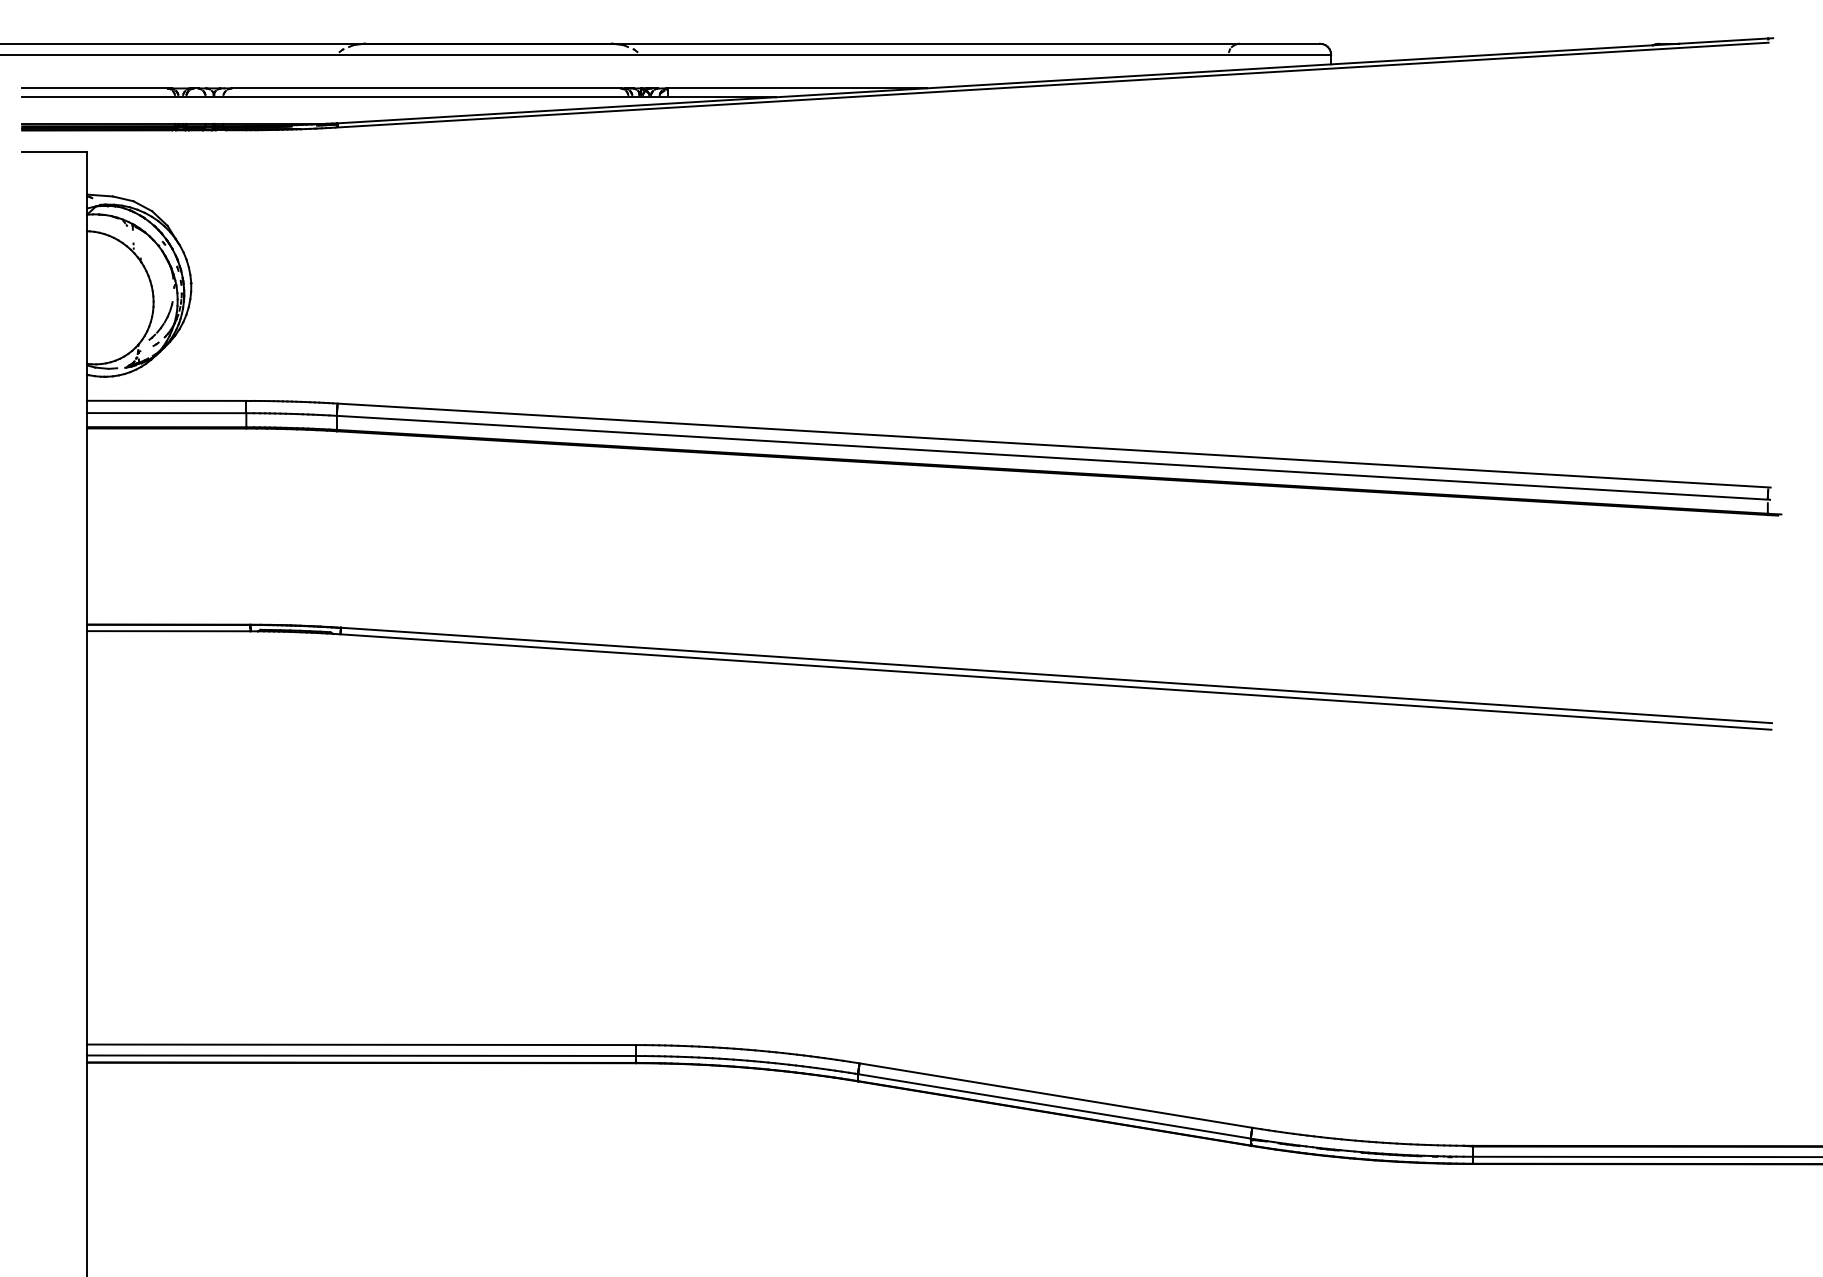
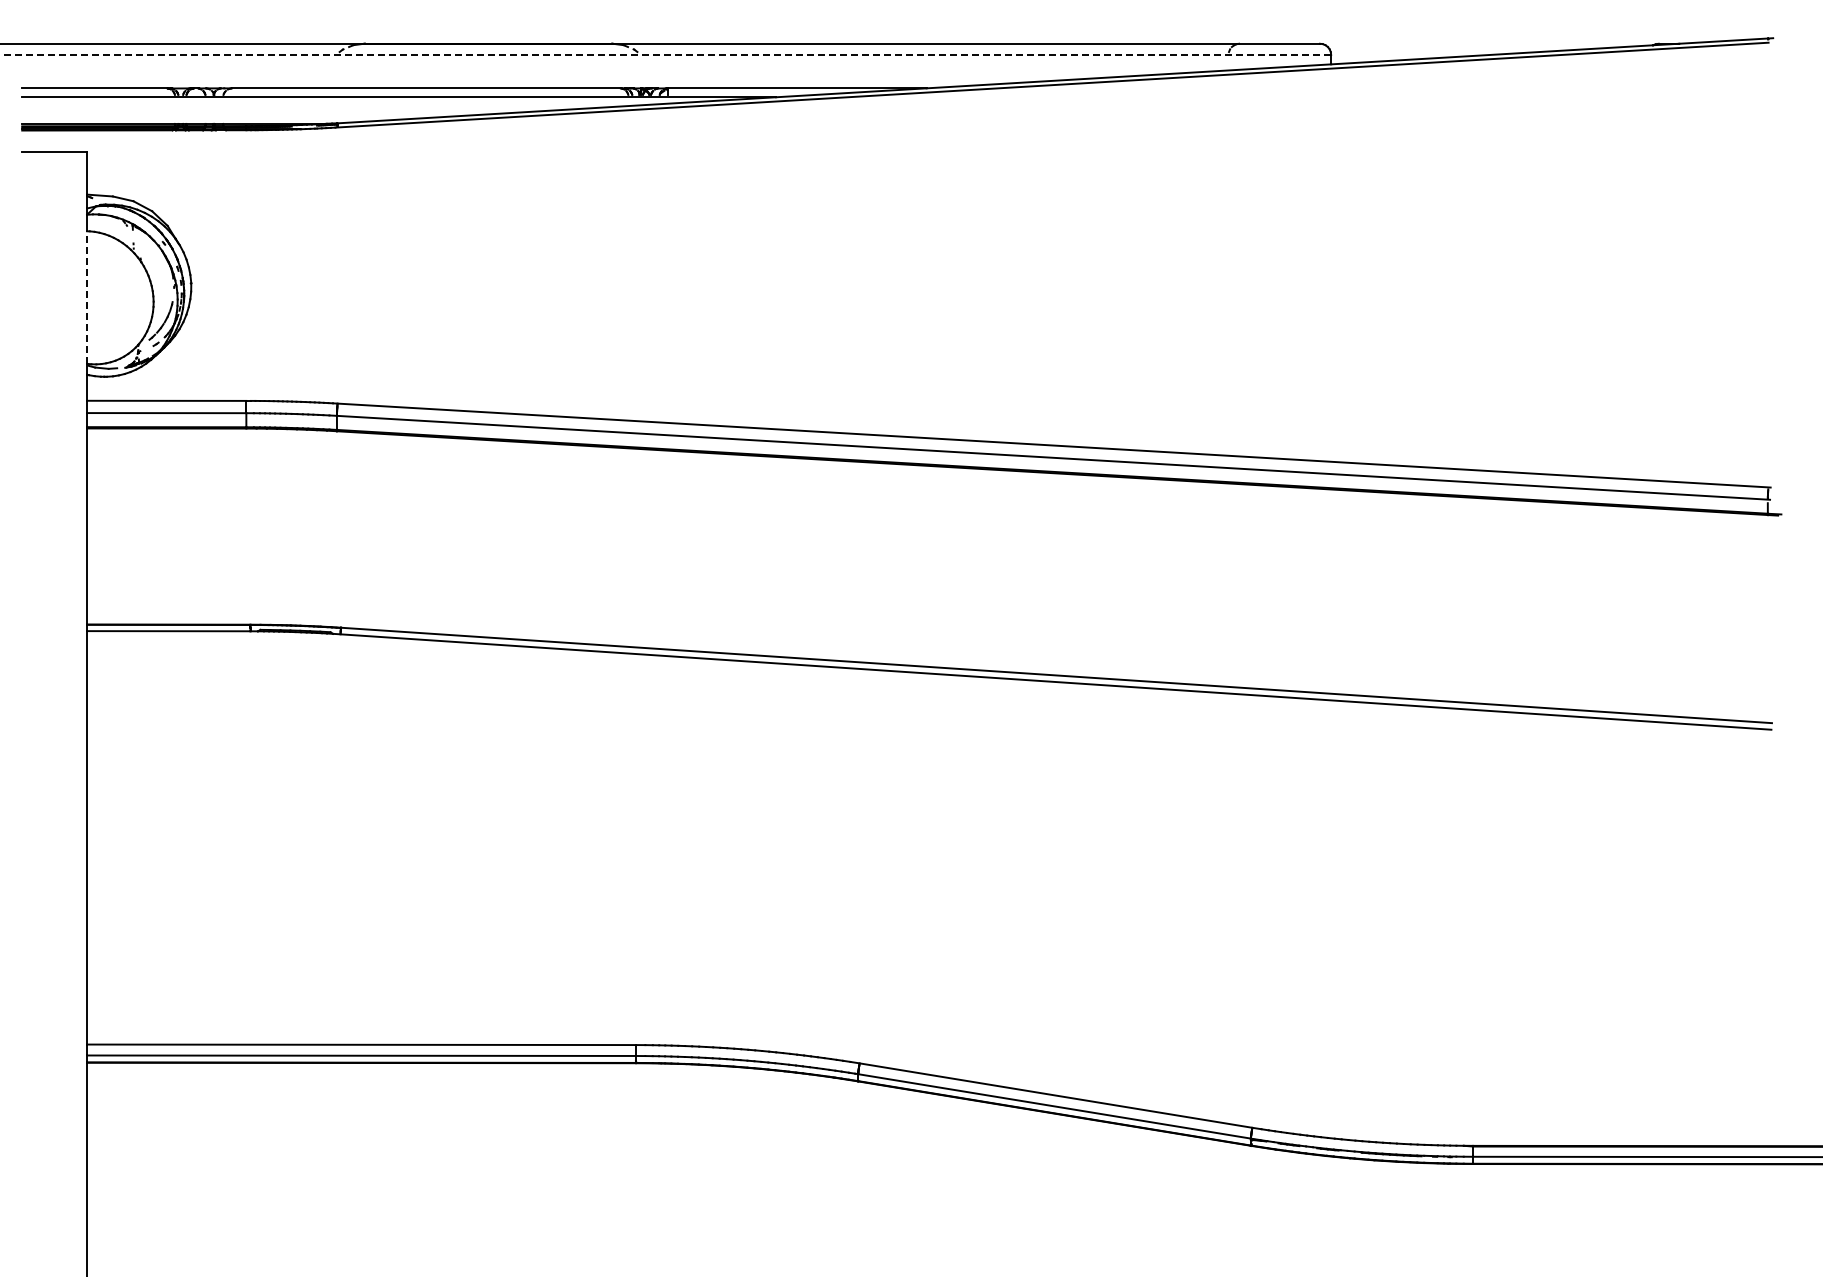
line: solid -> dashed (665, 54)
line: solid -> dashed (87, 297)
